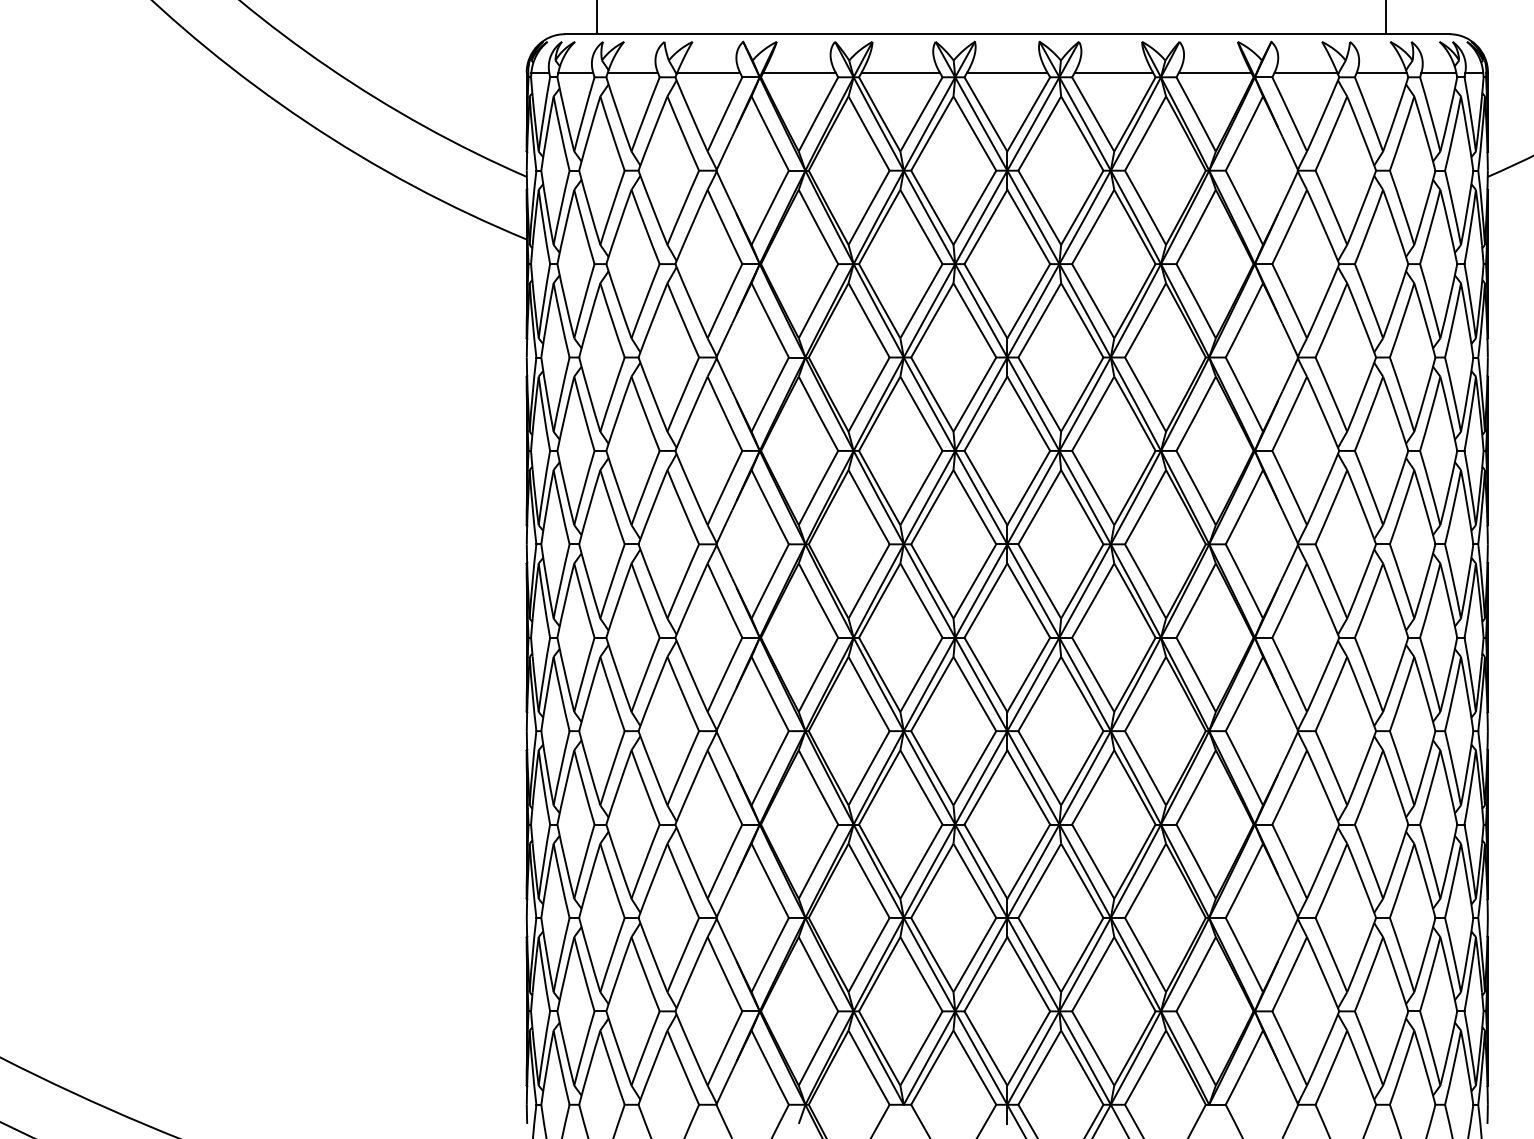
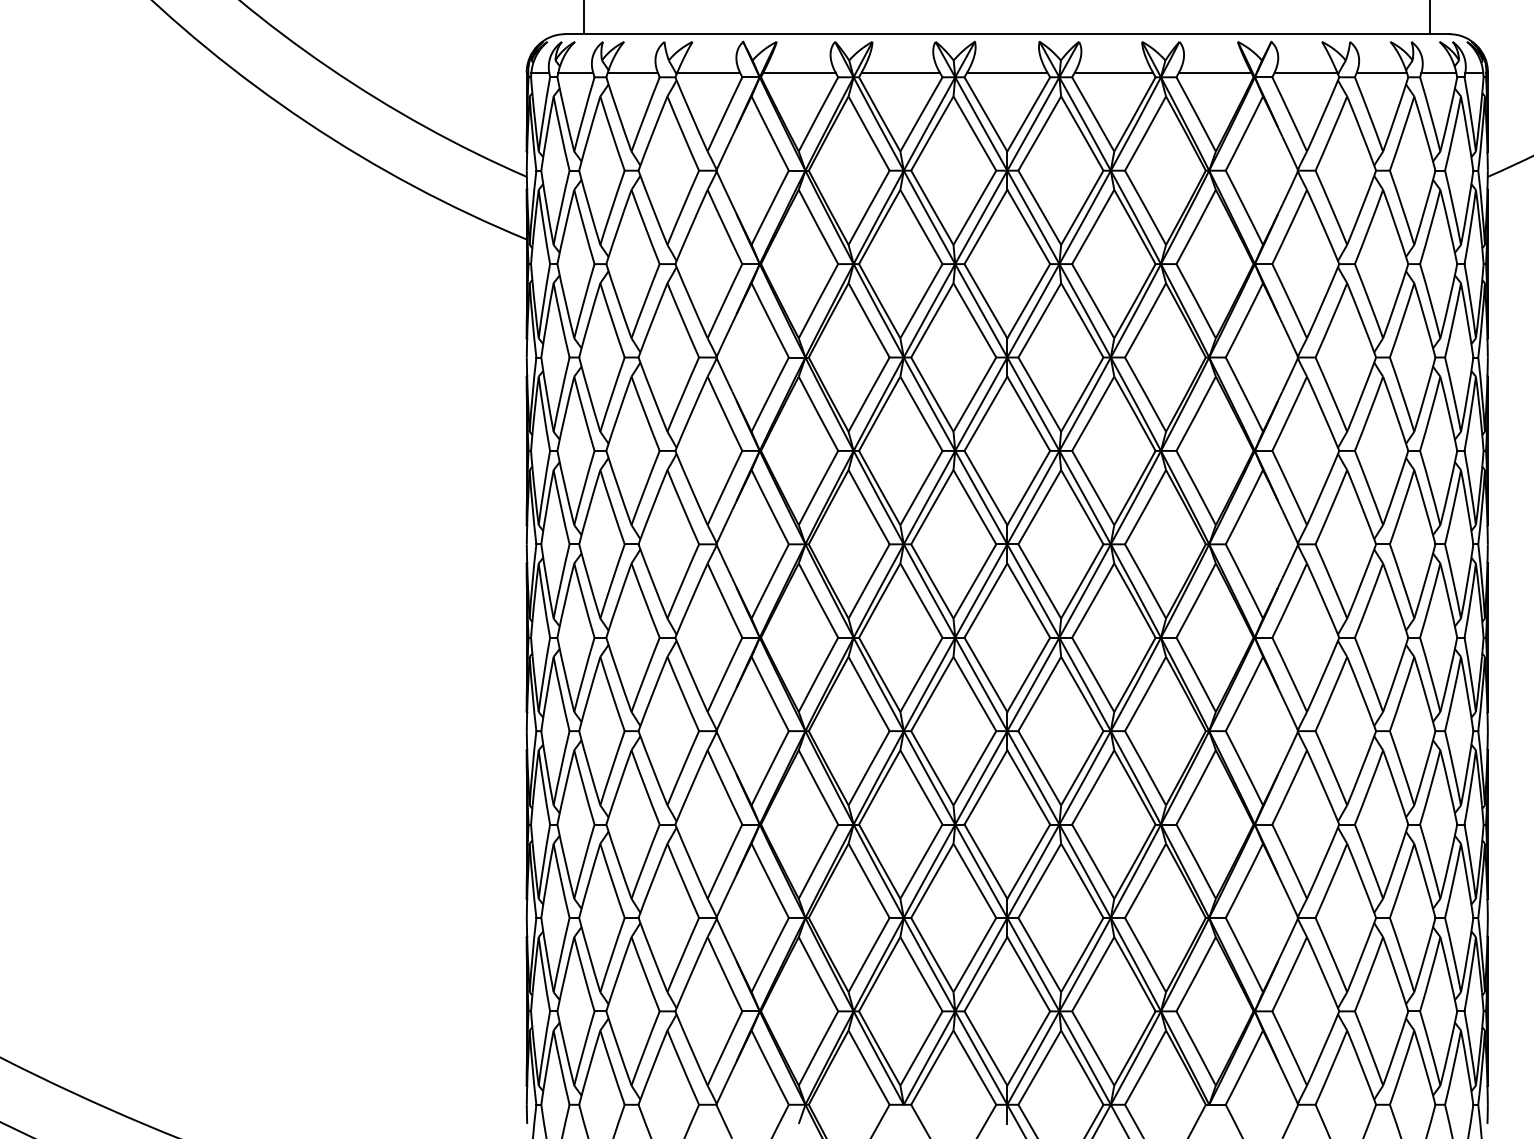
line position: (597, 18) -> (584, 18) (584, 18)
line position: (1386, 18) -> (1430, 18) (1430, 18)
